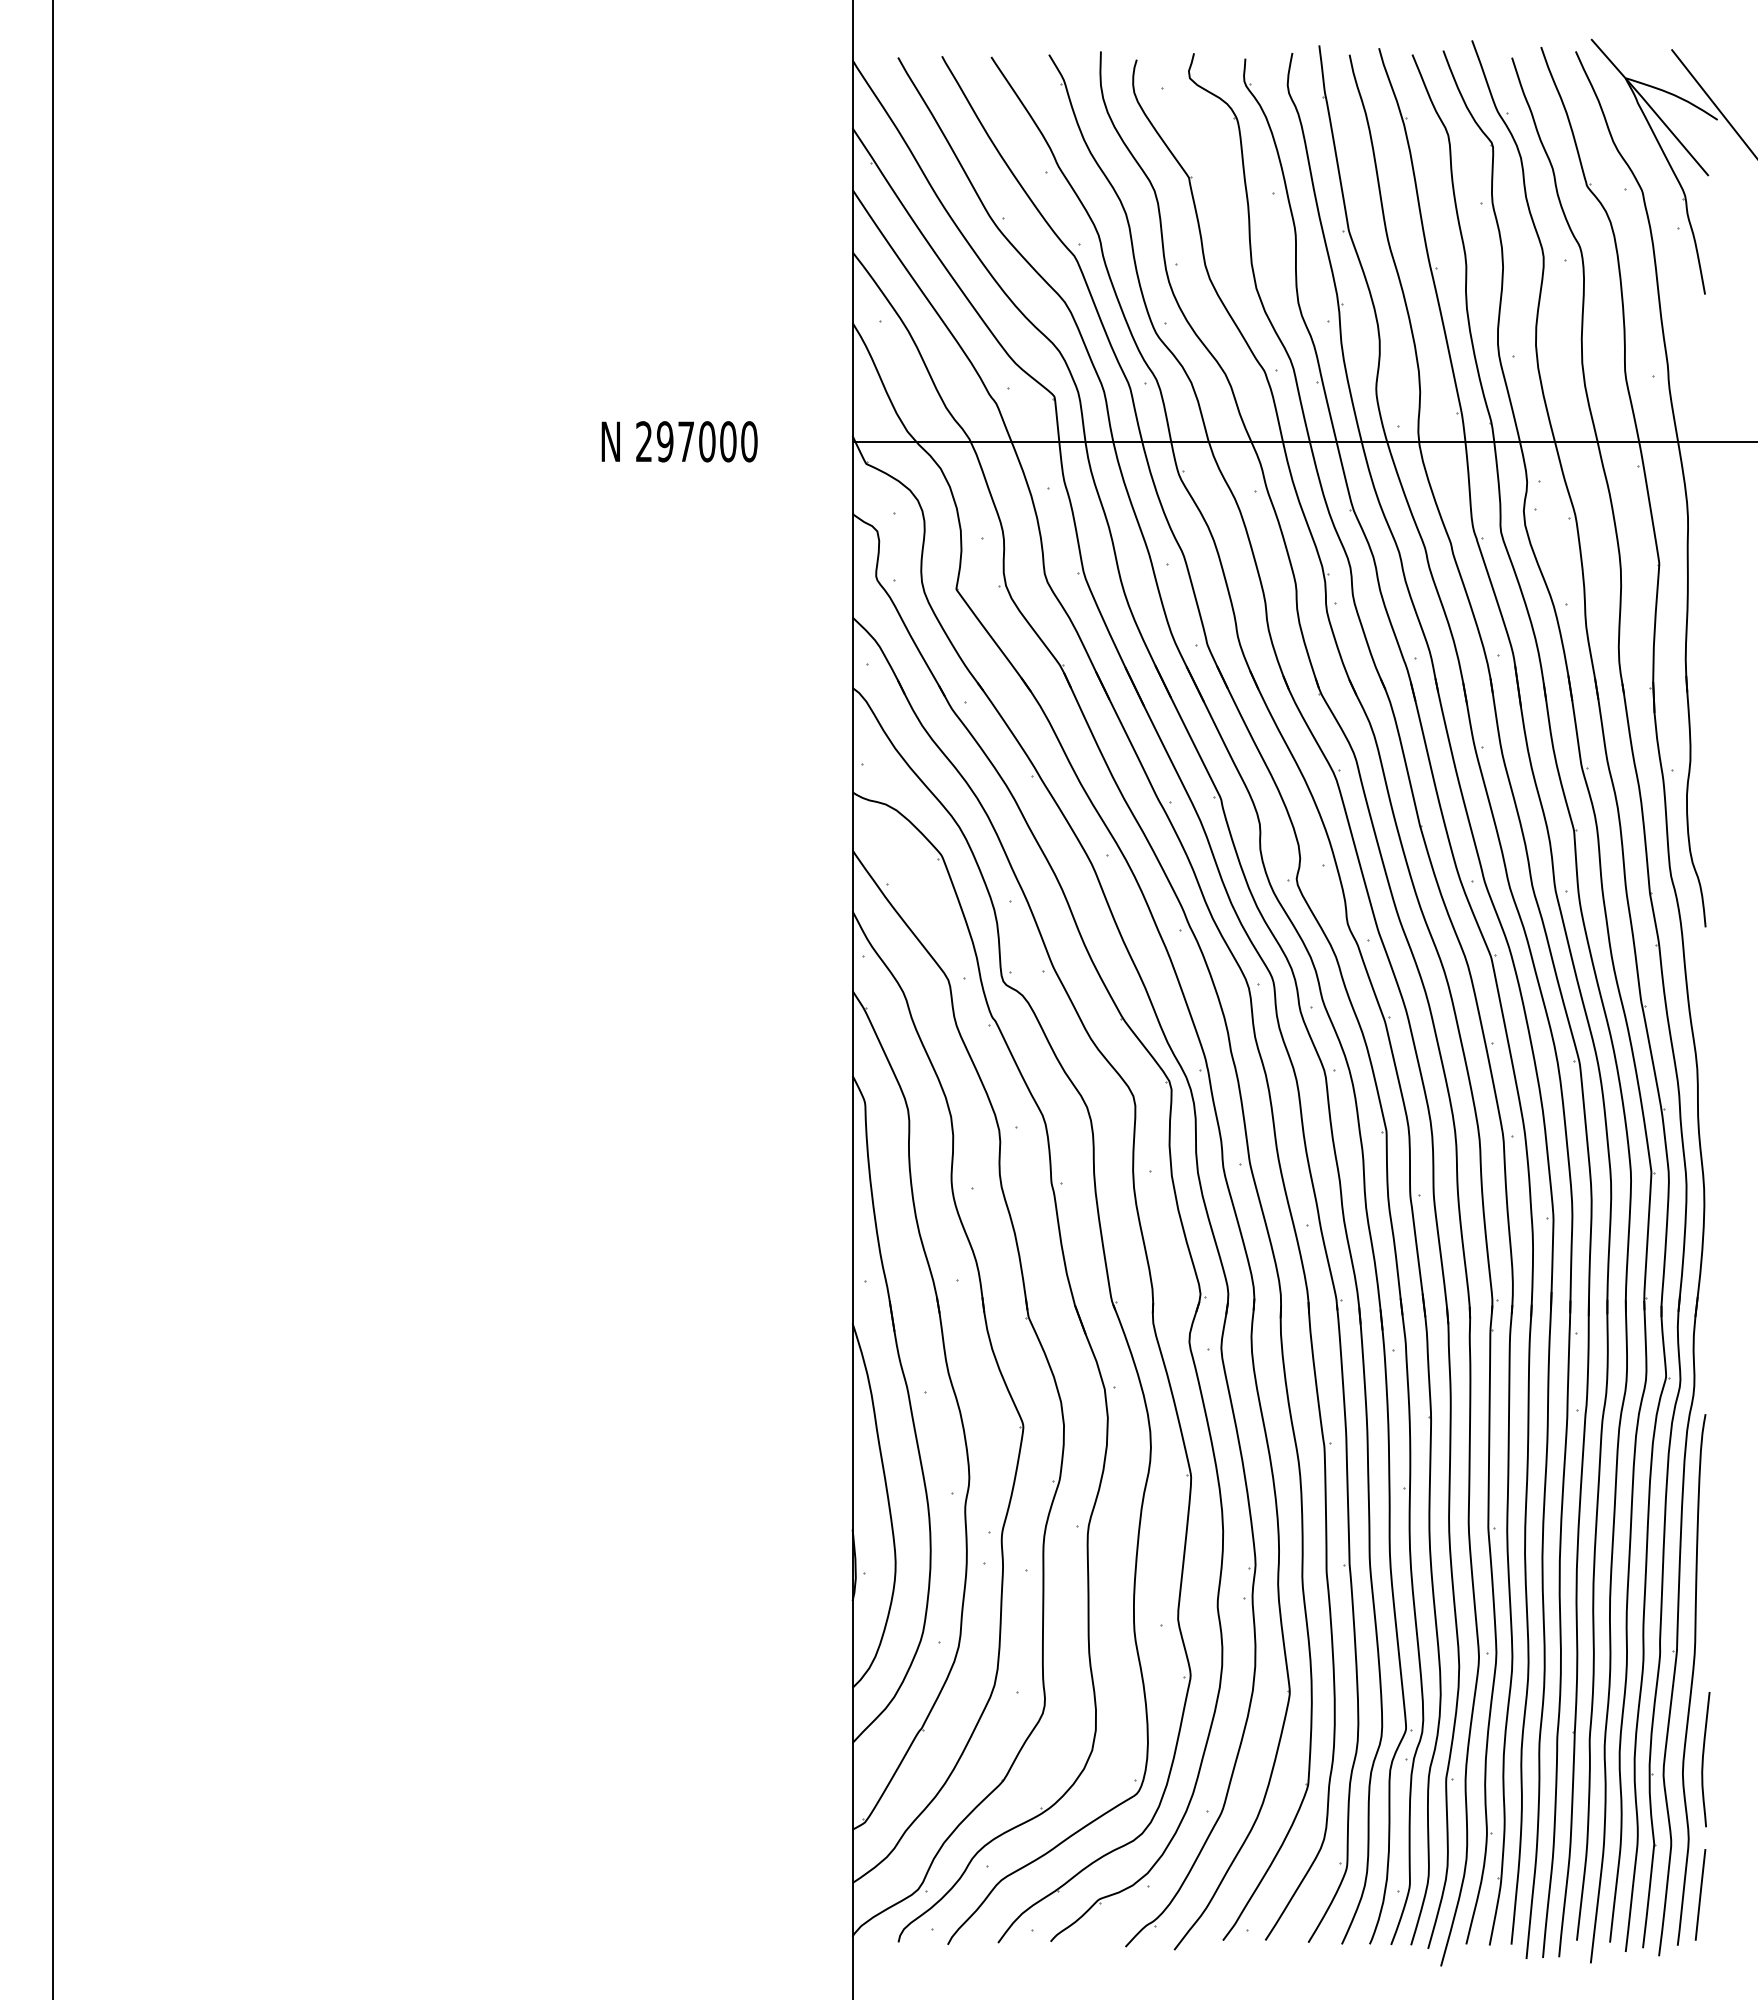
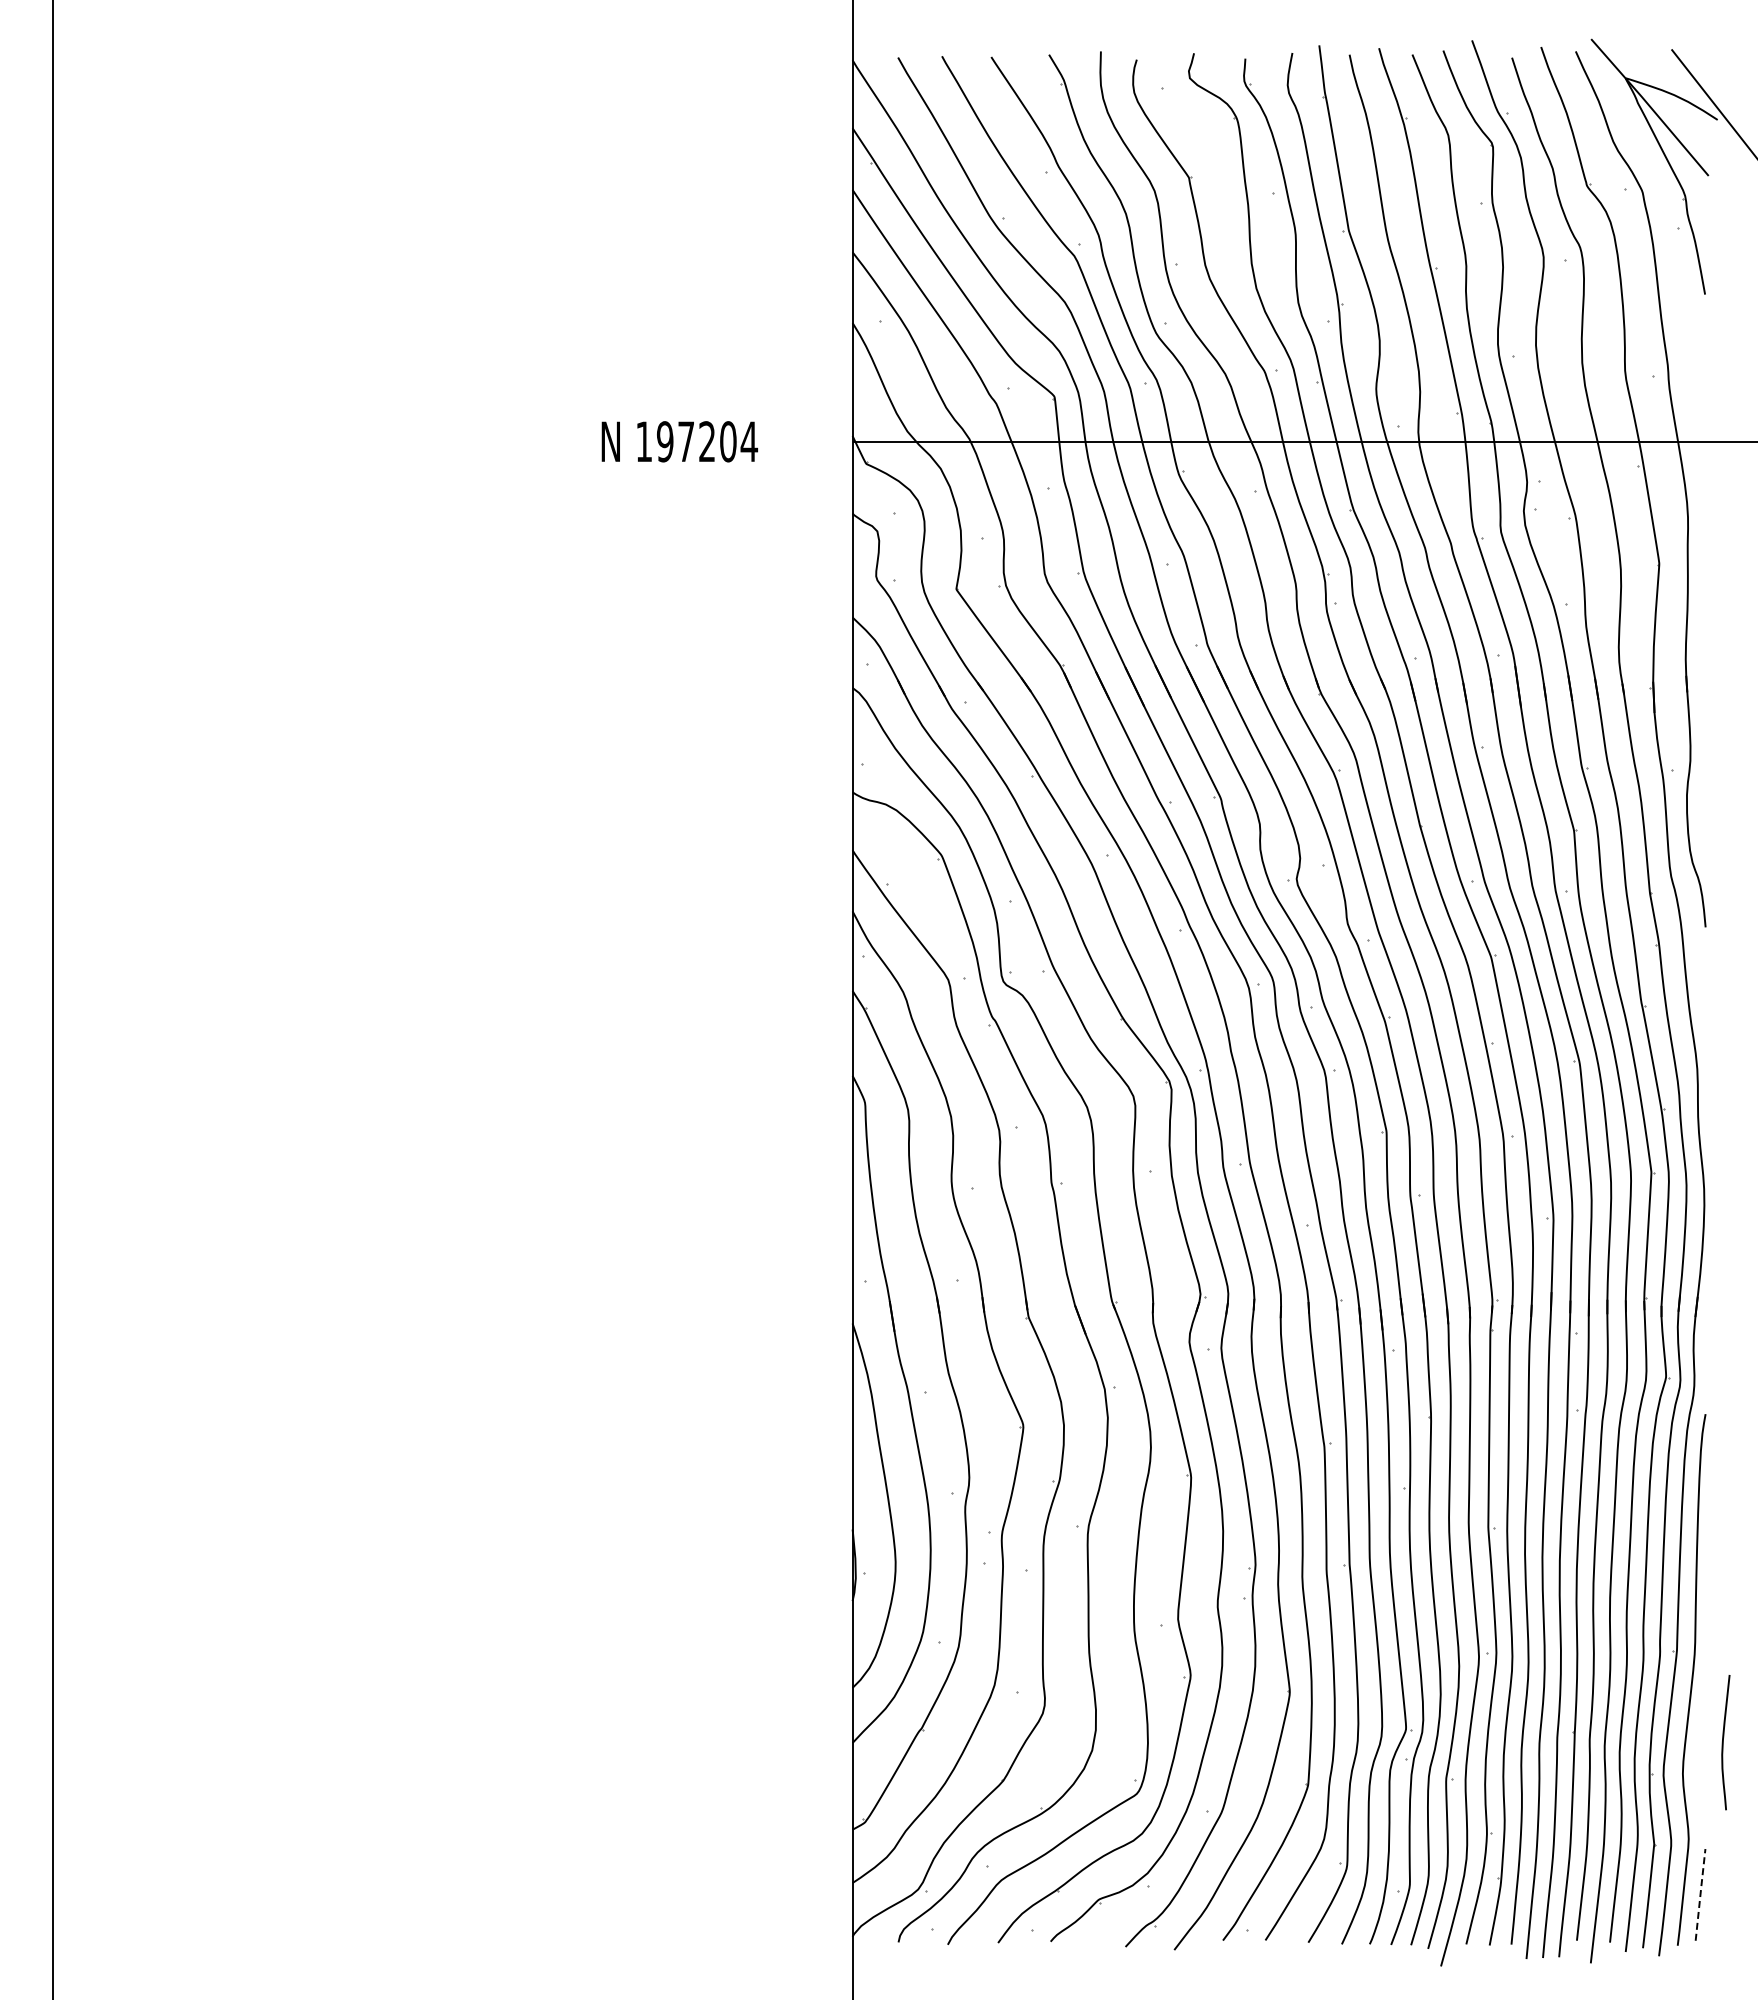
text: 297000 -> 197204 (697, 441)
curve position: (1703, 1759) -> (1723, 1742) (1723, 1742)
line: solid -> dashed (1700, 1893)
